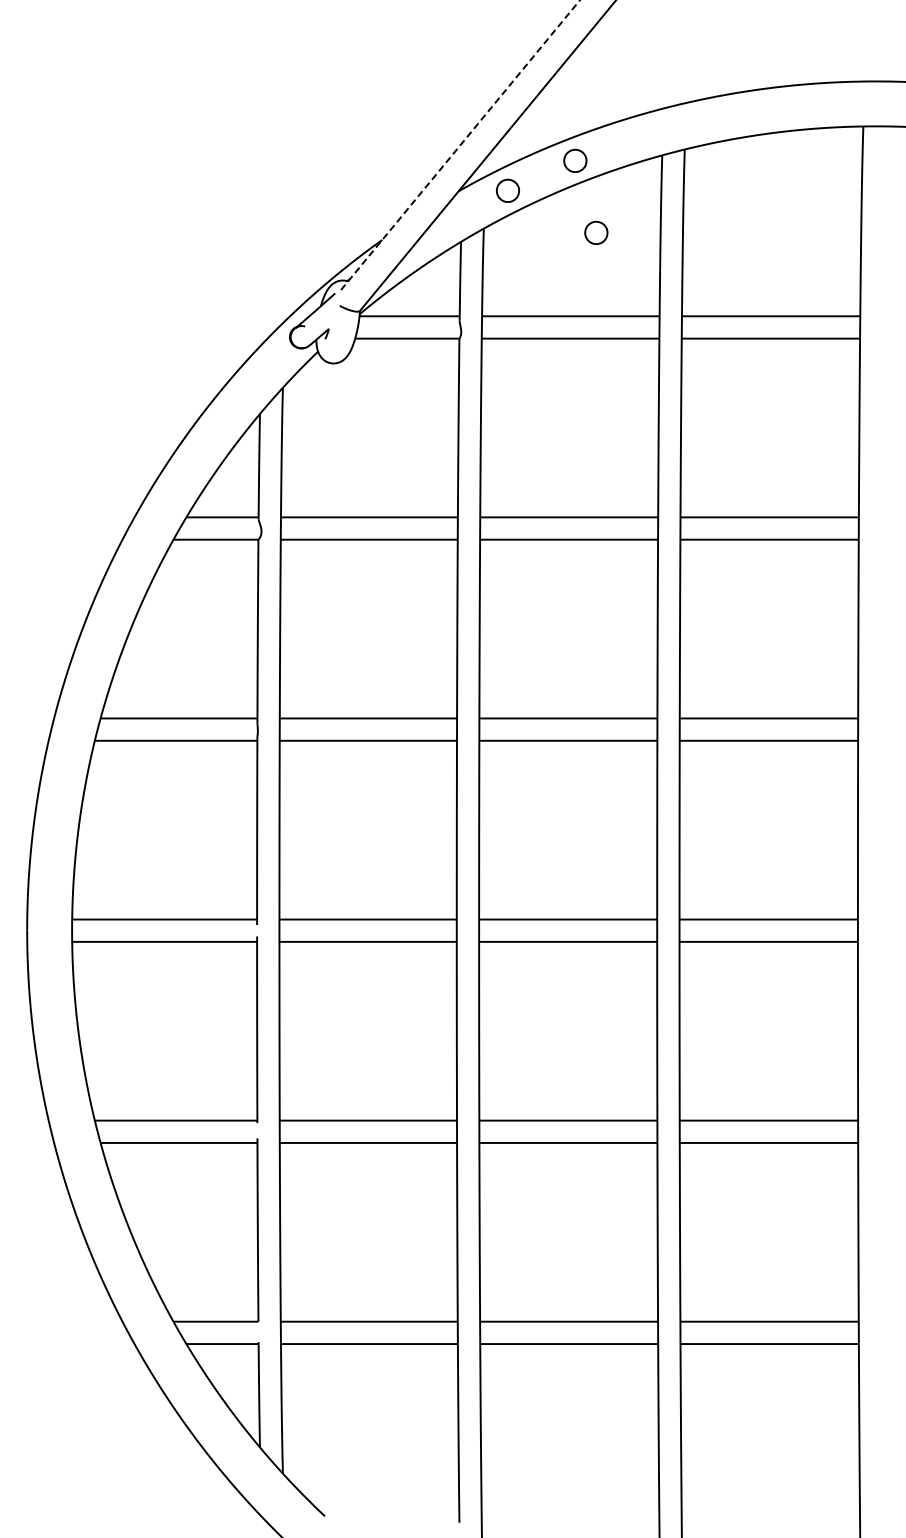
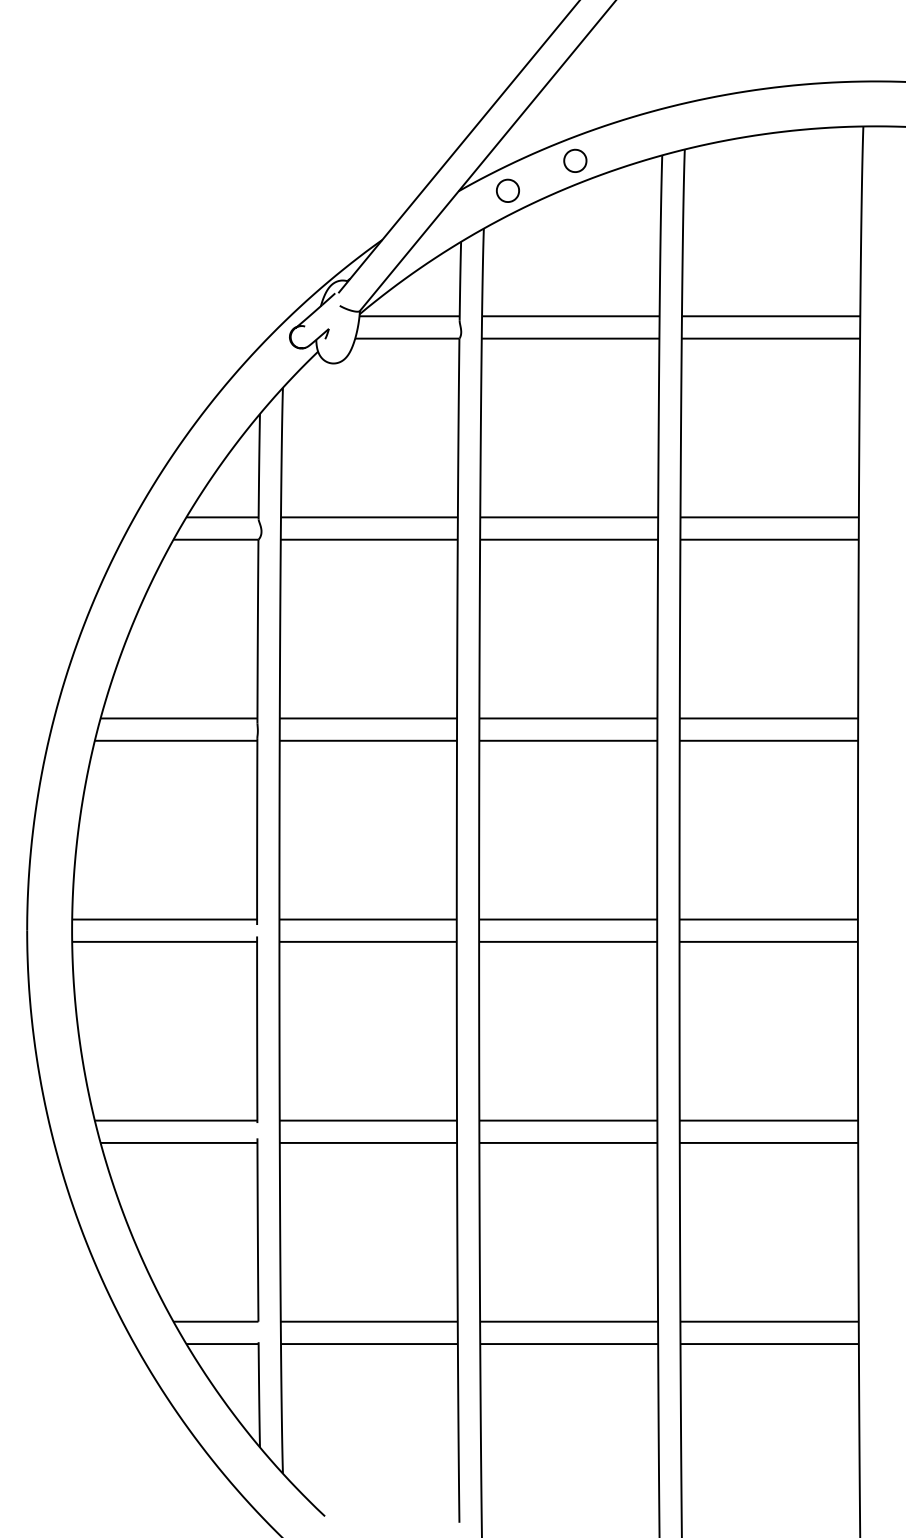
line: dashed -> solid (459, 146)
part: present -> none (596, 232)
